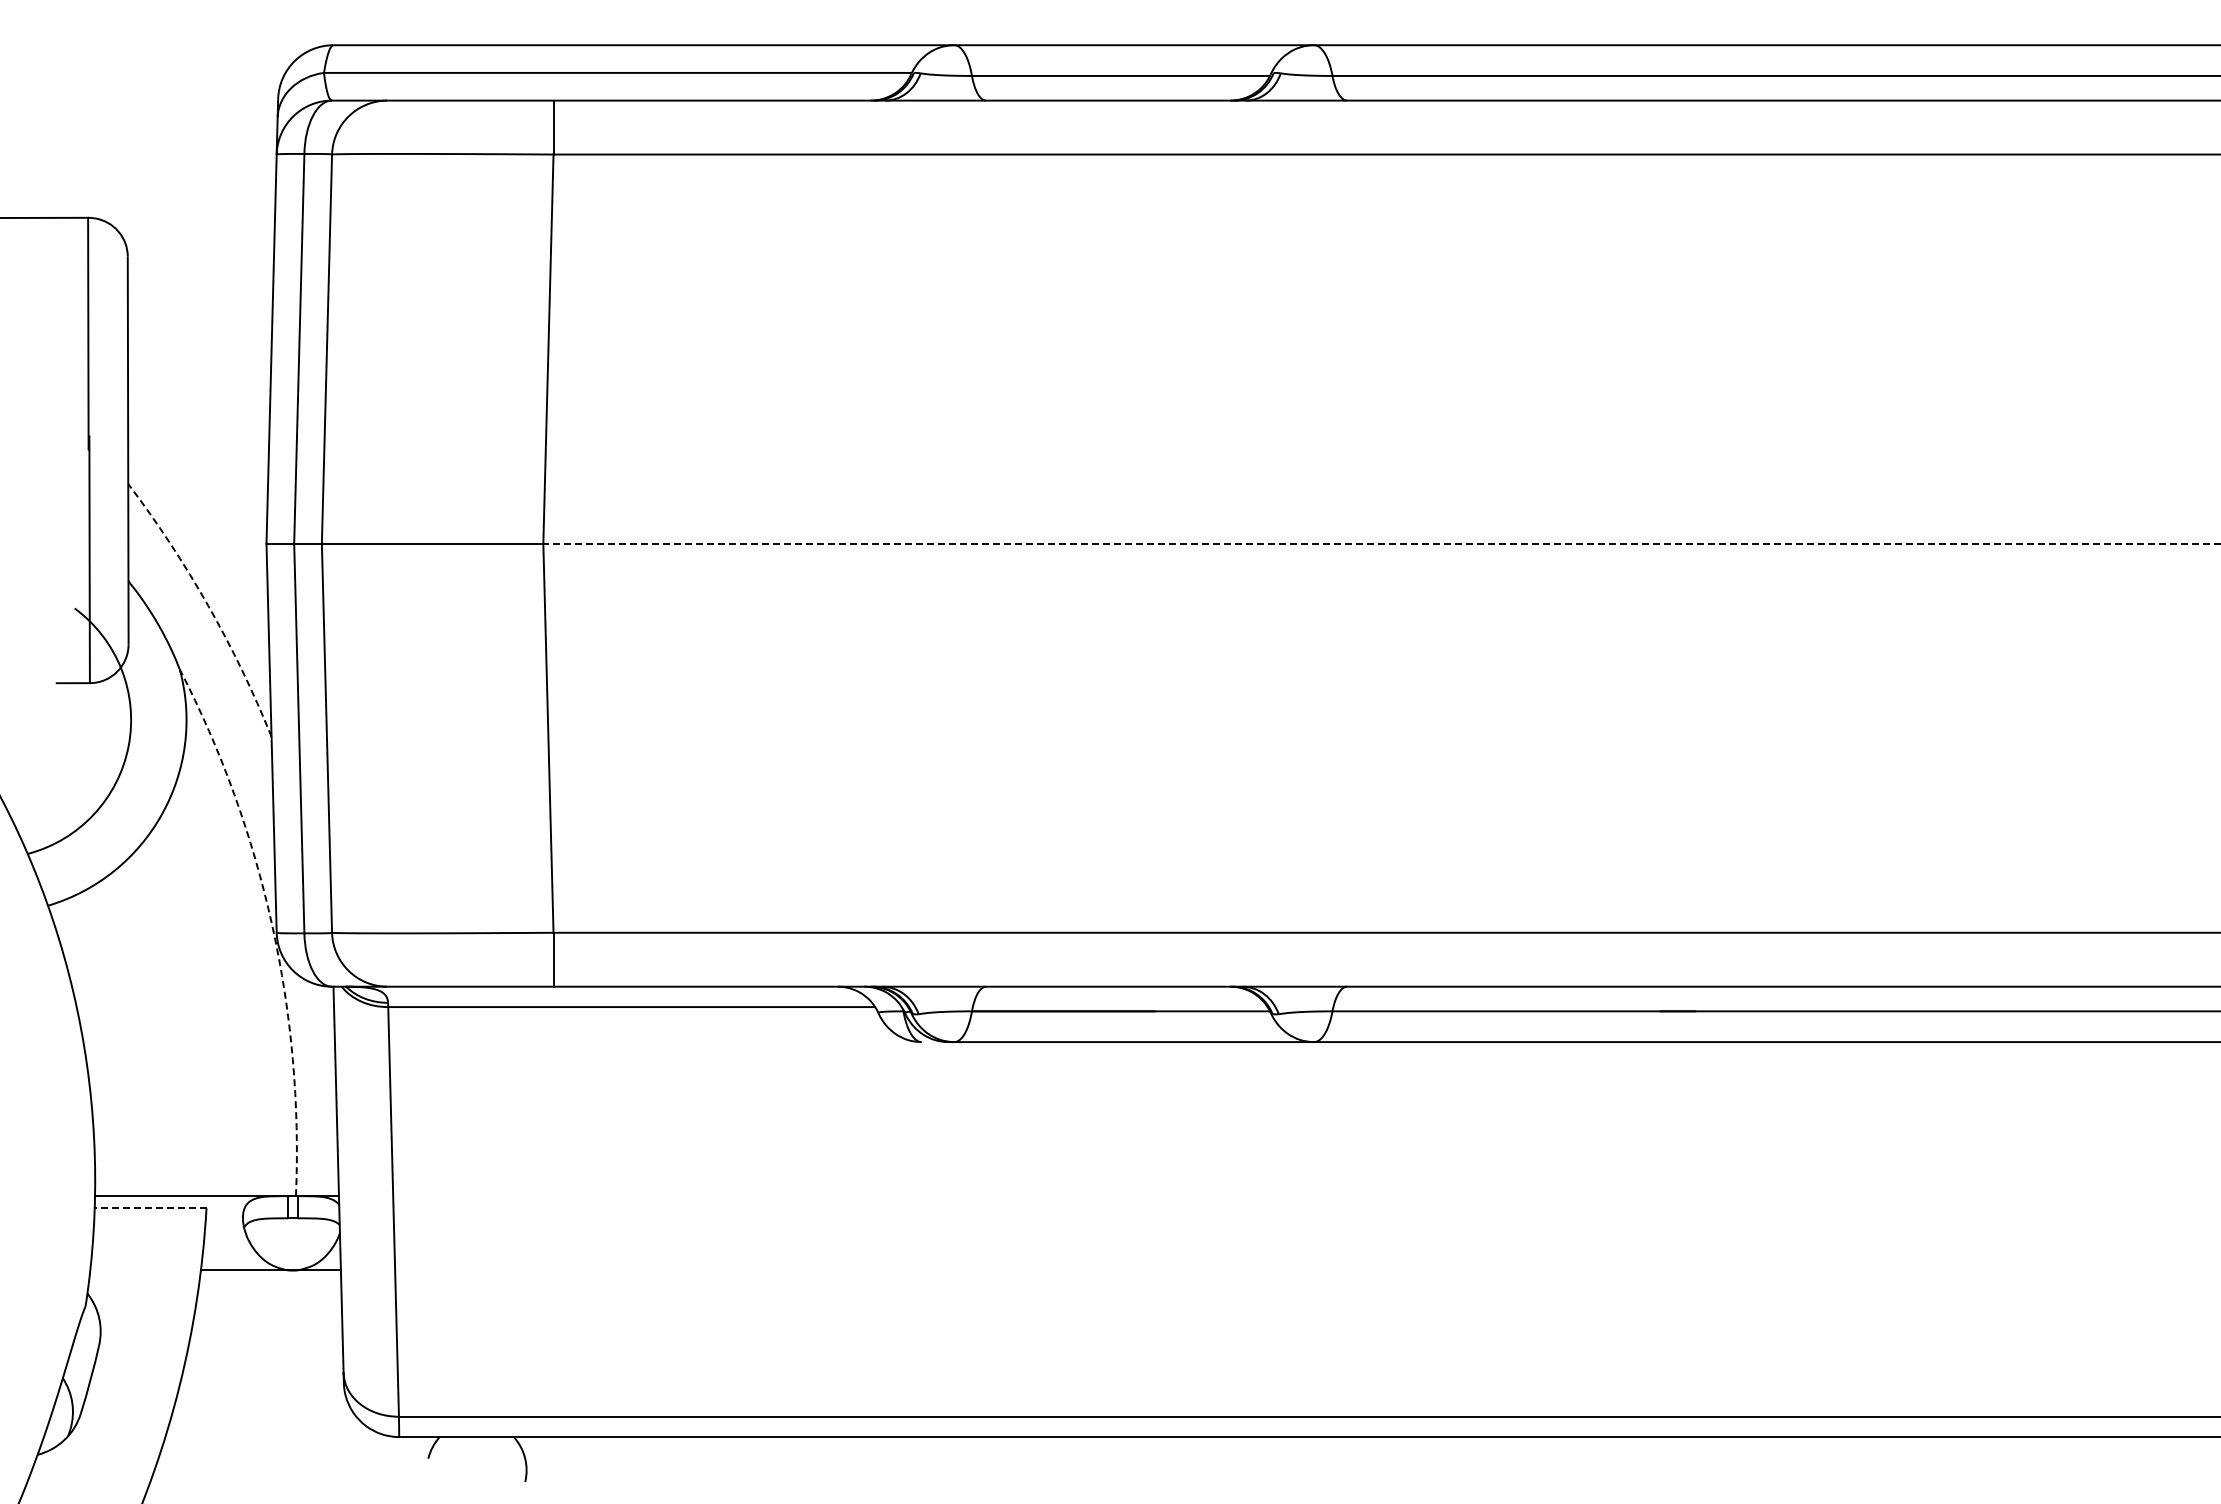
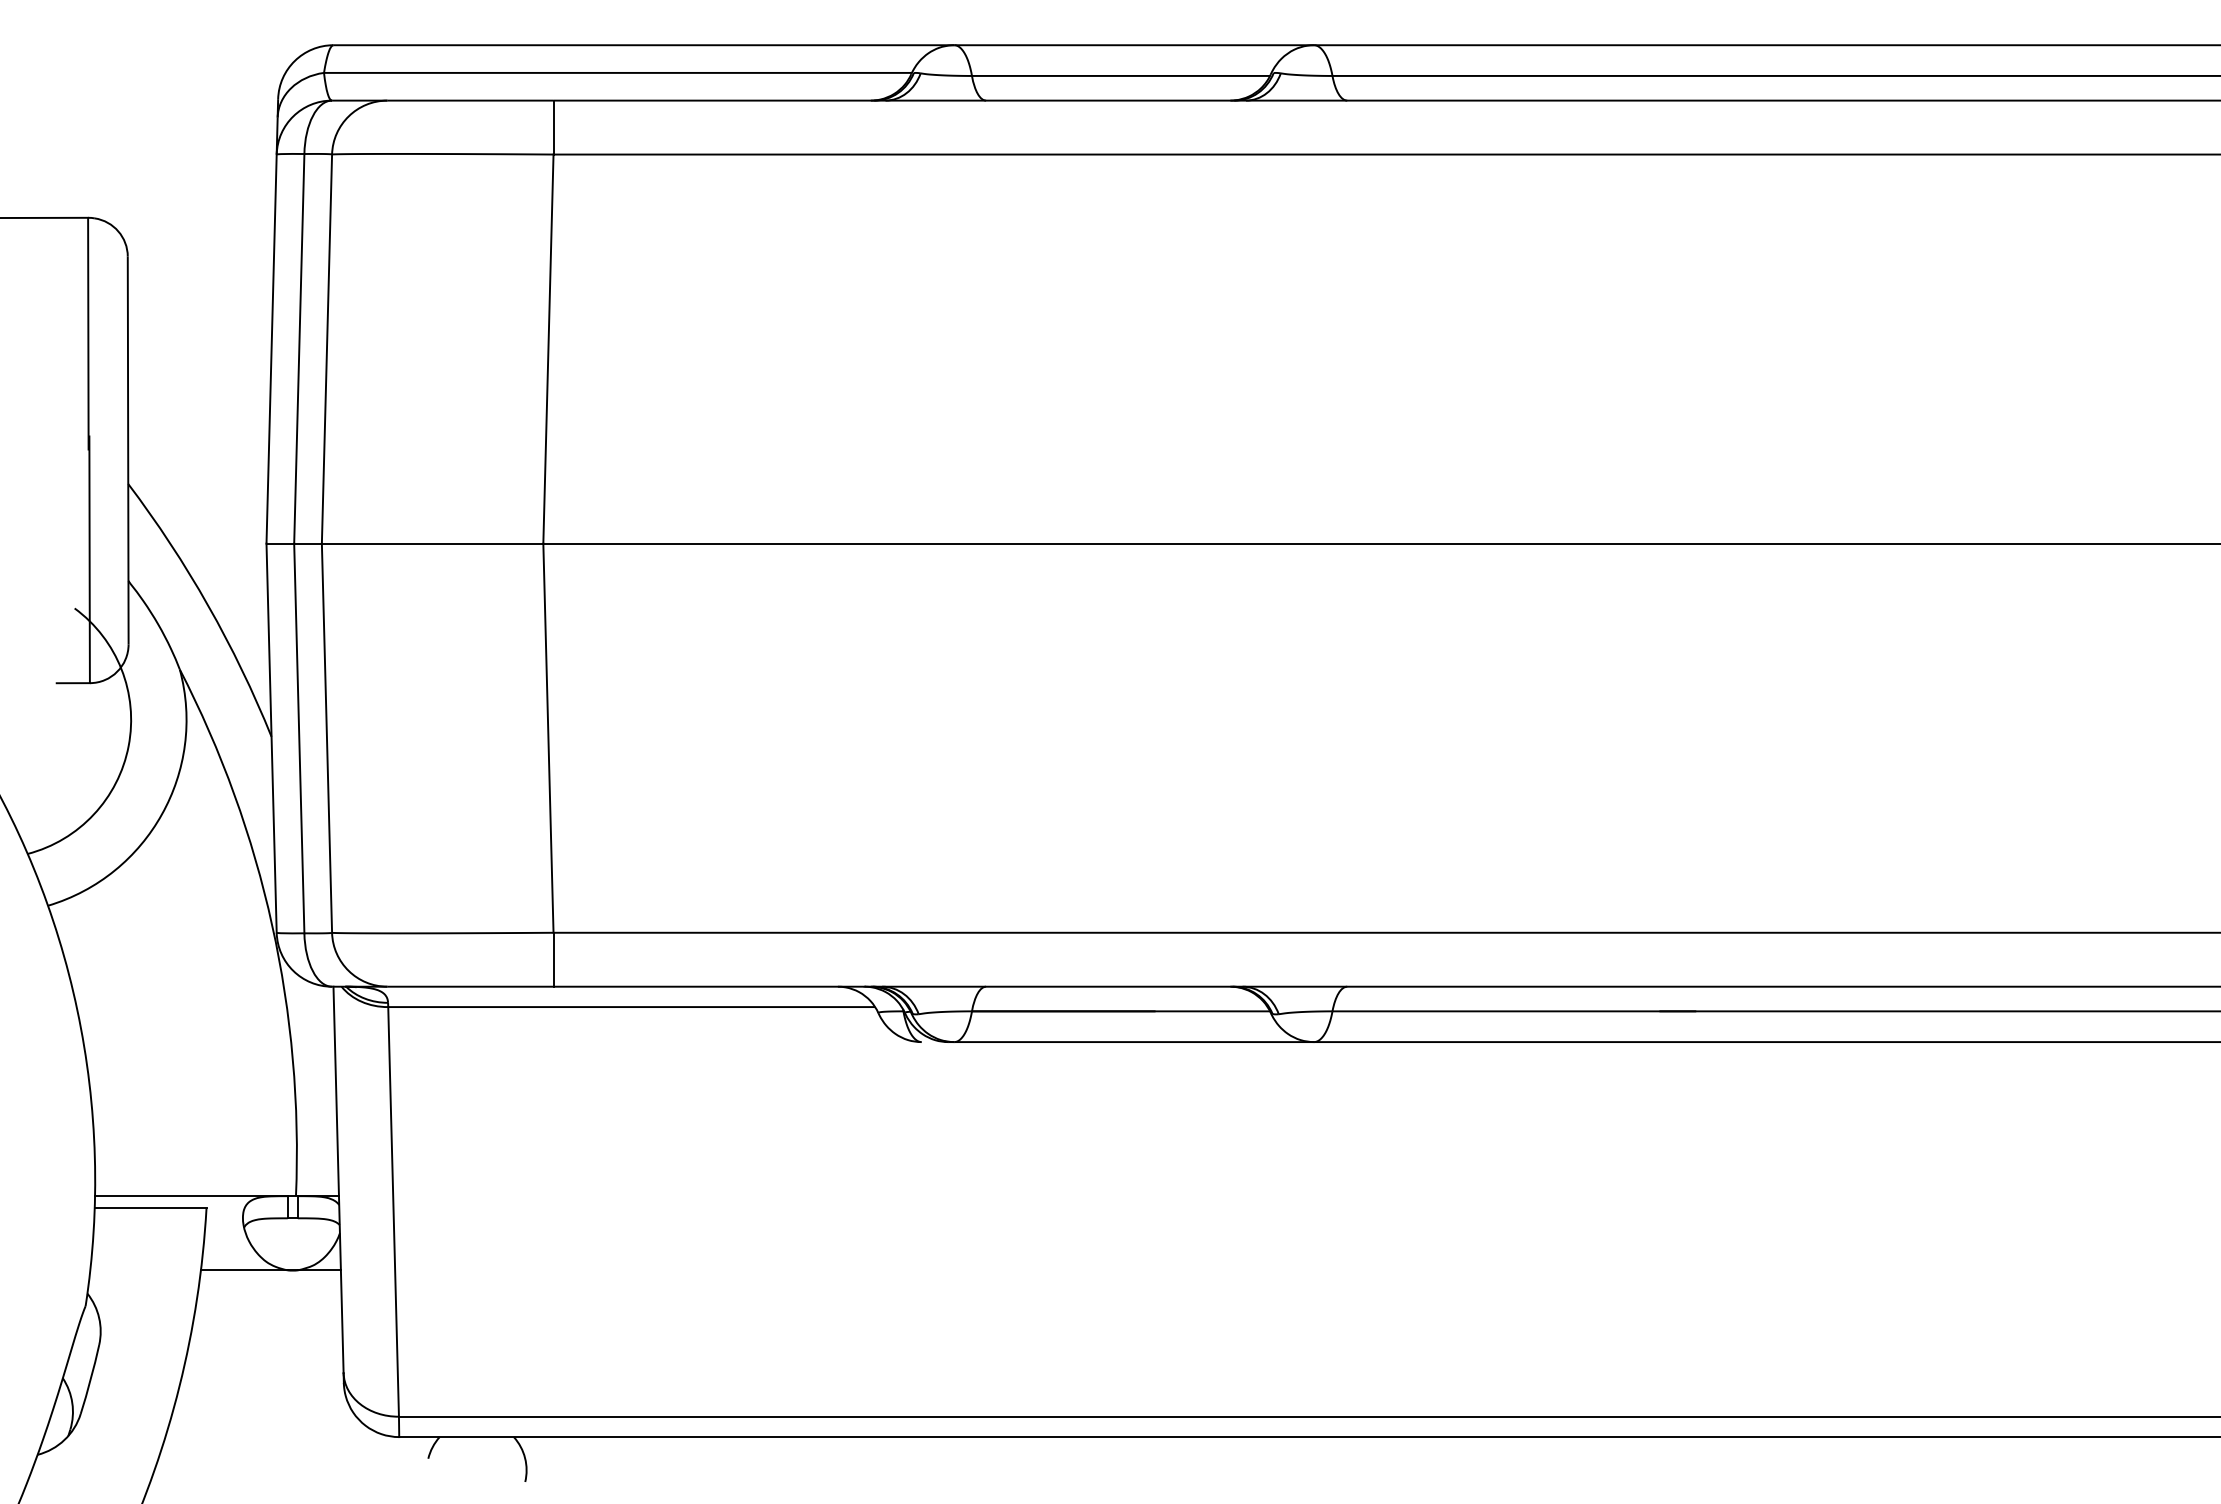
line: dashed -> solid (1381, 543)
arc: dashed -> solid (208, 605)
arc: dashed -> solid (272, 925)
line: dashed -> solid (150, 1208)
